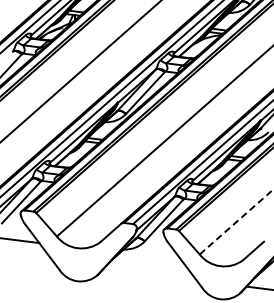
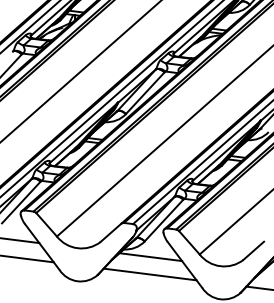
line: dashed -> solid (237, 221)
line: none -> present (150, 257)
line: none -> present (27, 258)
line: none -> present (149, 274)
